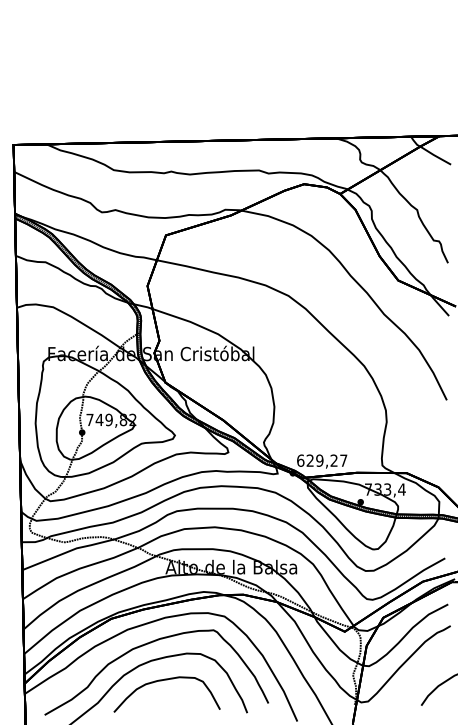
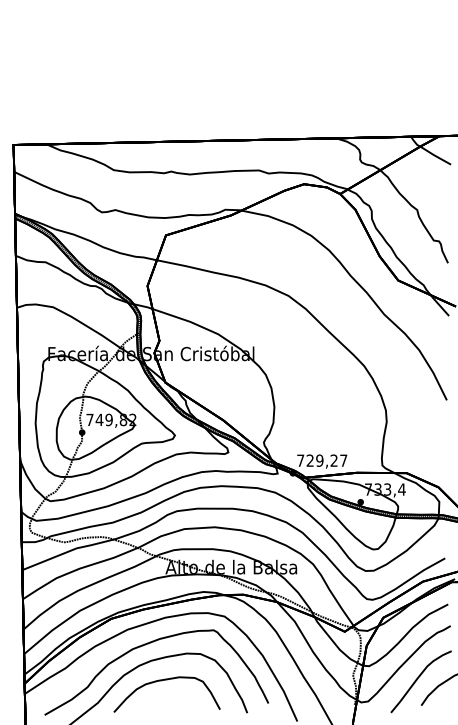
text: 629,27 -> 729,27 (300, 460)
curve: none -> present (417, 680)
